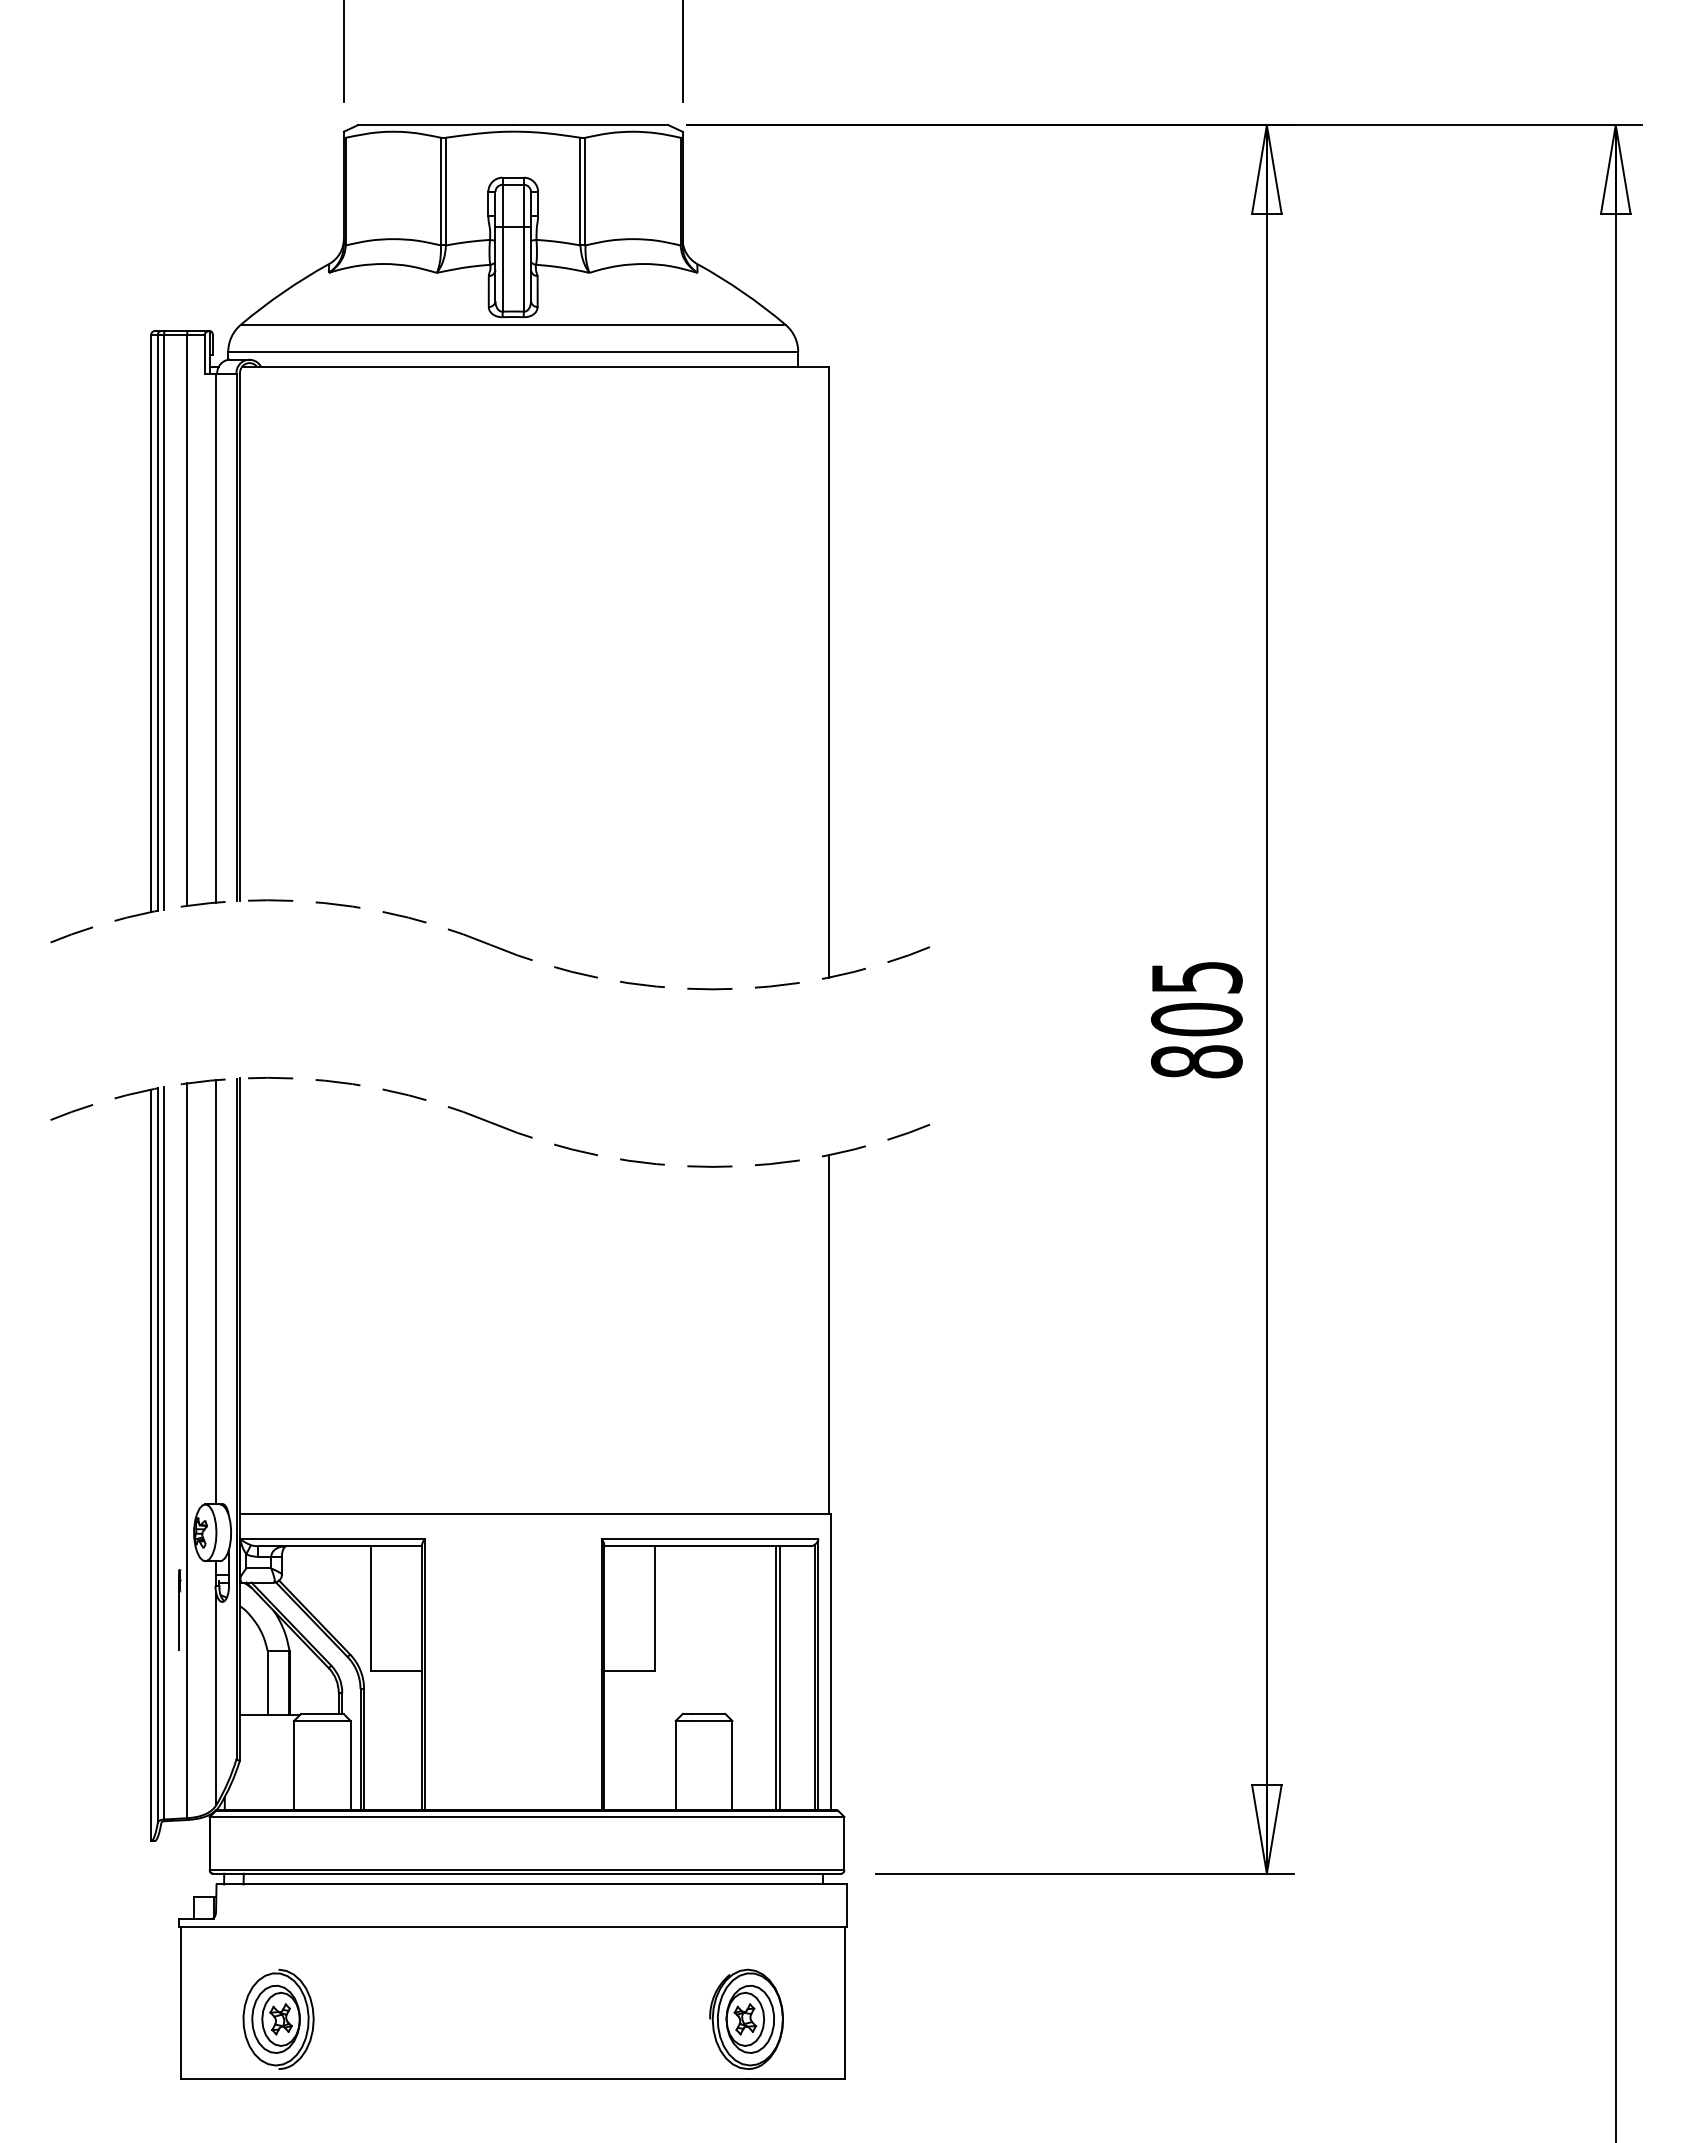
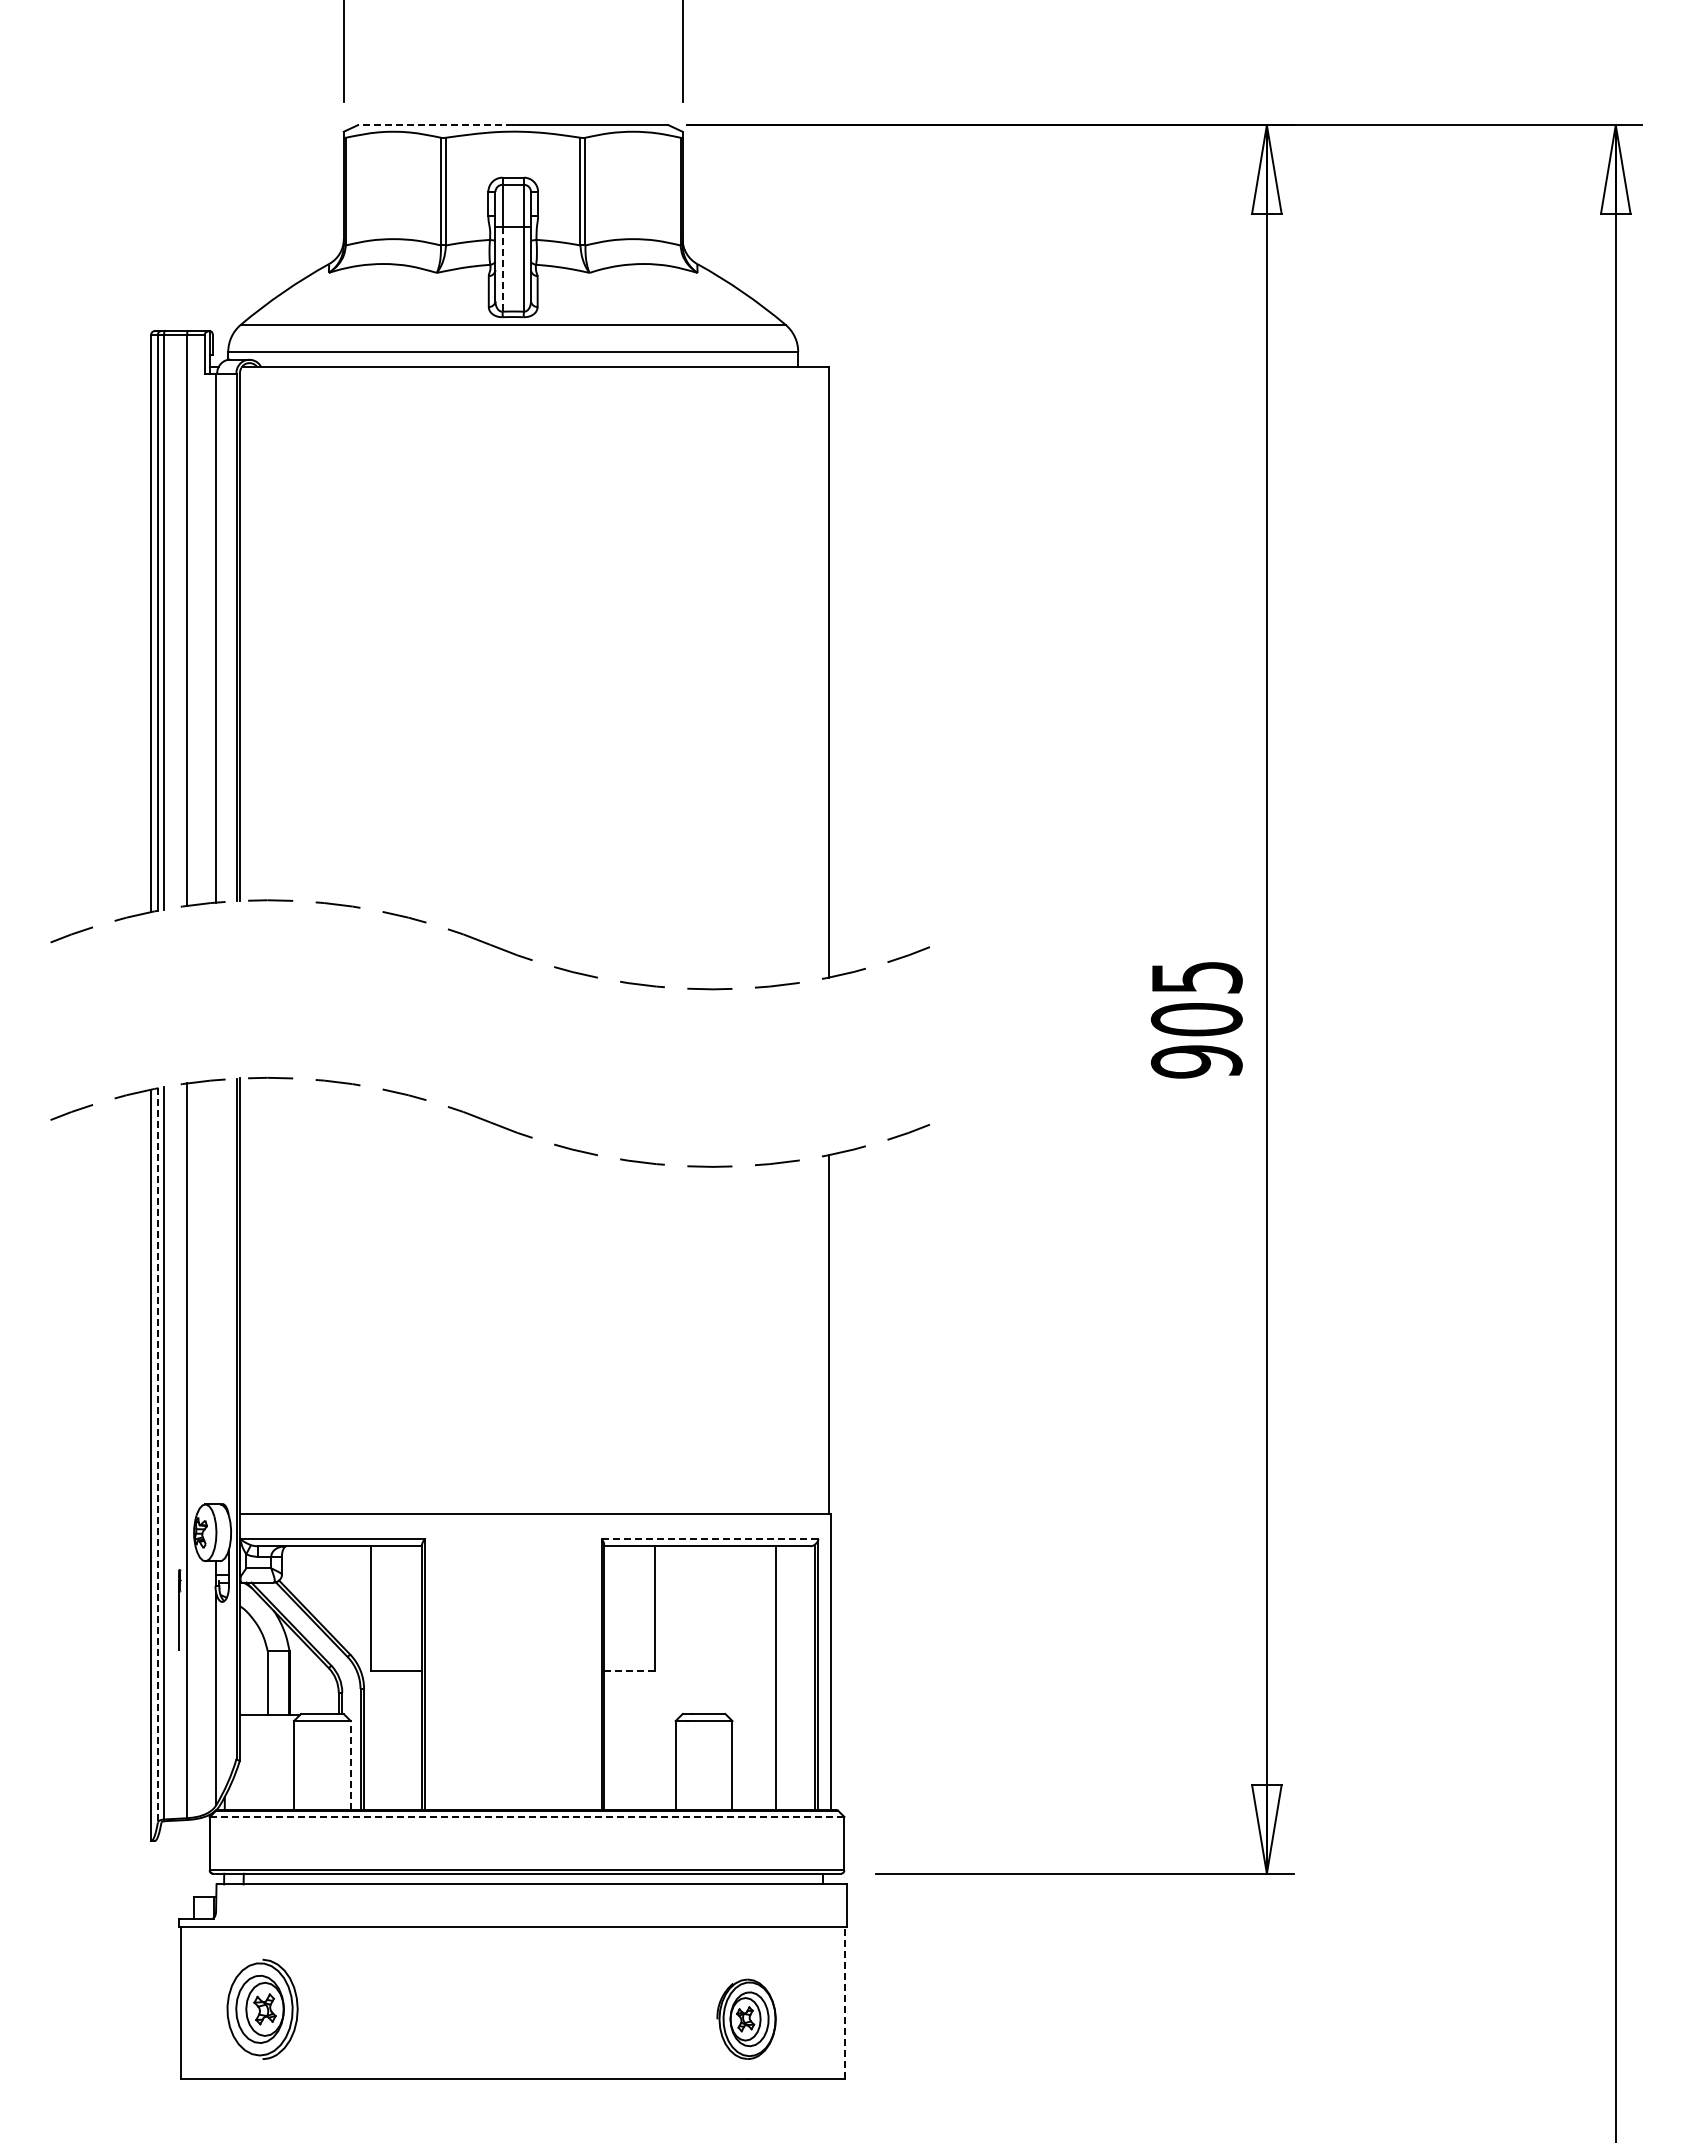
line: solid -> dashed (435, 125)
line: solid -> dashed (502, 270)
text: 805 -> 905 (1196, 1061)
line: present -> none (216, 1292)
line: solid -> dashed (157, 1455)
line: solid -> dashed (710, 1539)
line: solid -> dashed (629, 1671)
line: present -> none (779, 1677)
line: solid -> dashed (350, 1764)
line: solid -> dashed (526, 1816)
line: solid -> dashed (845, 2002)
part position: (278, 2018) -> (262, 2008) (262, 2008)
part size: 75x102 px -> 61x82 px (746, 2018)
